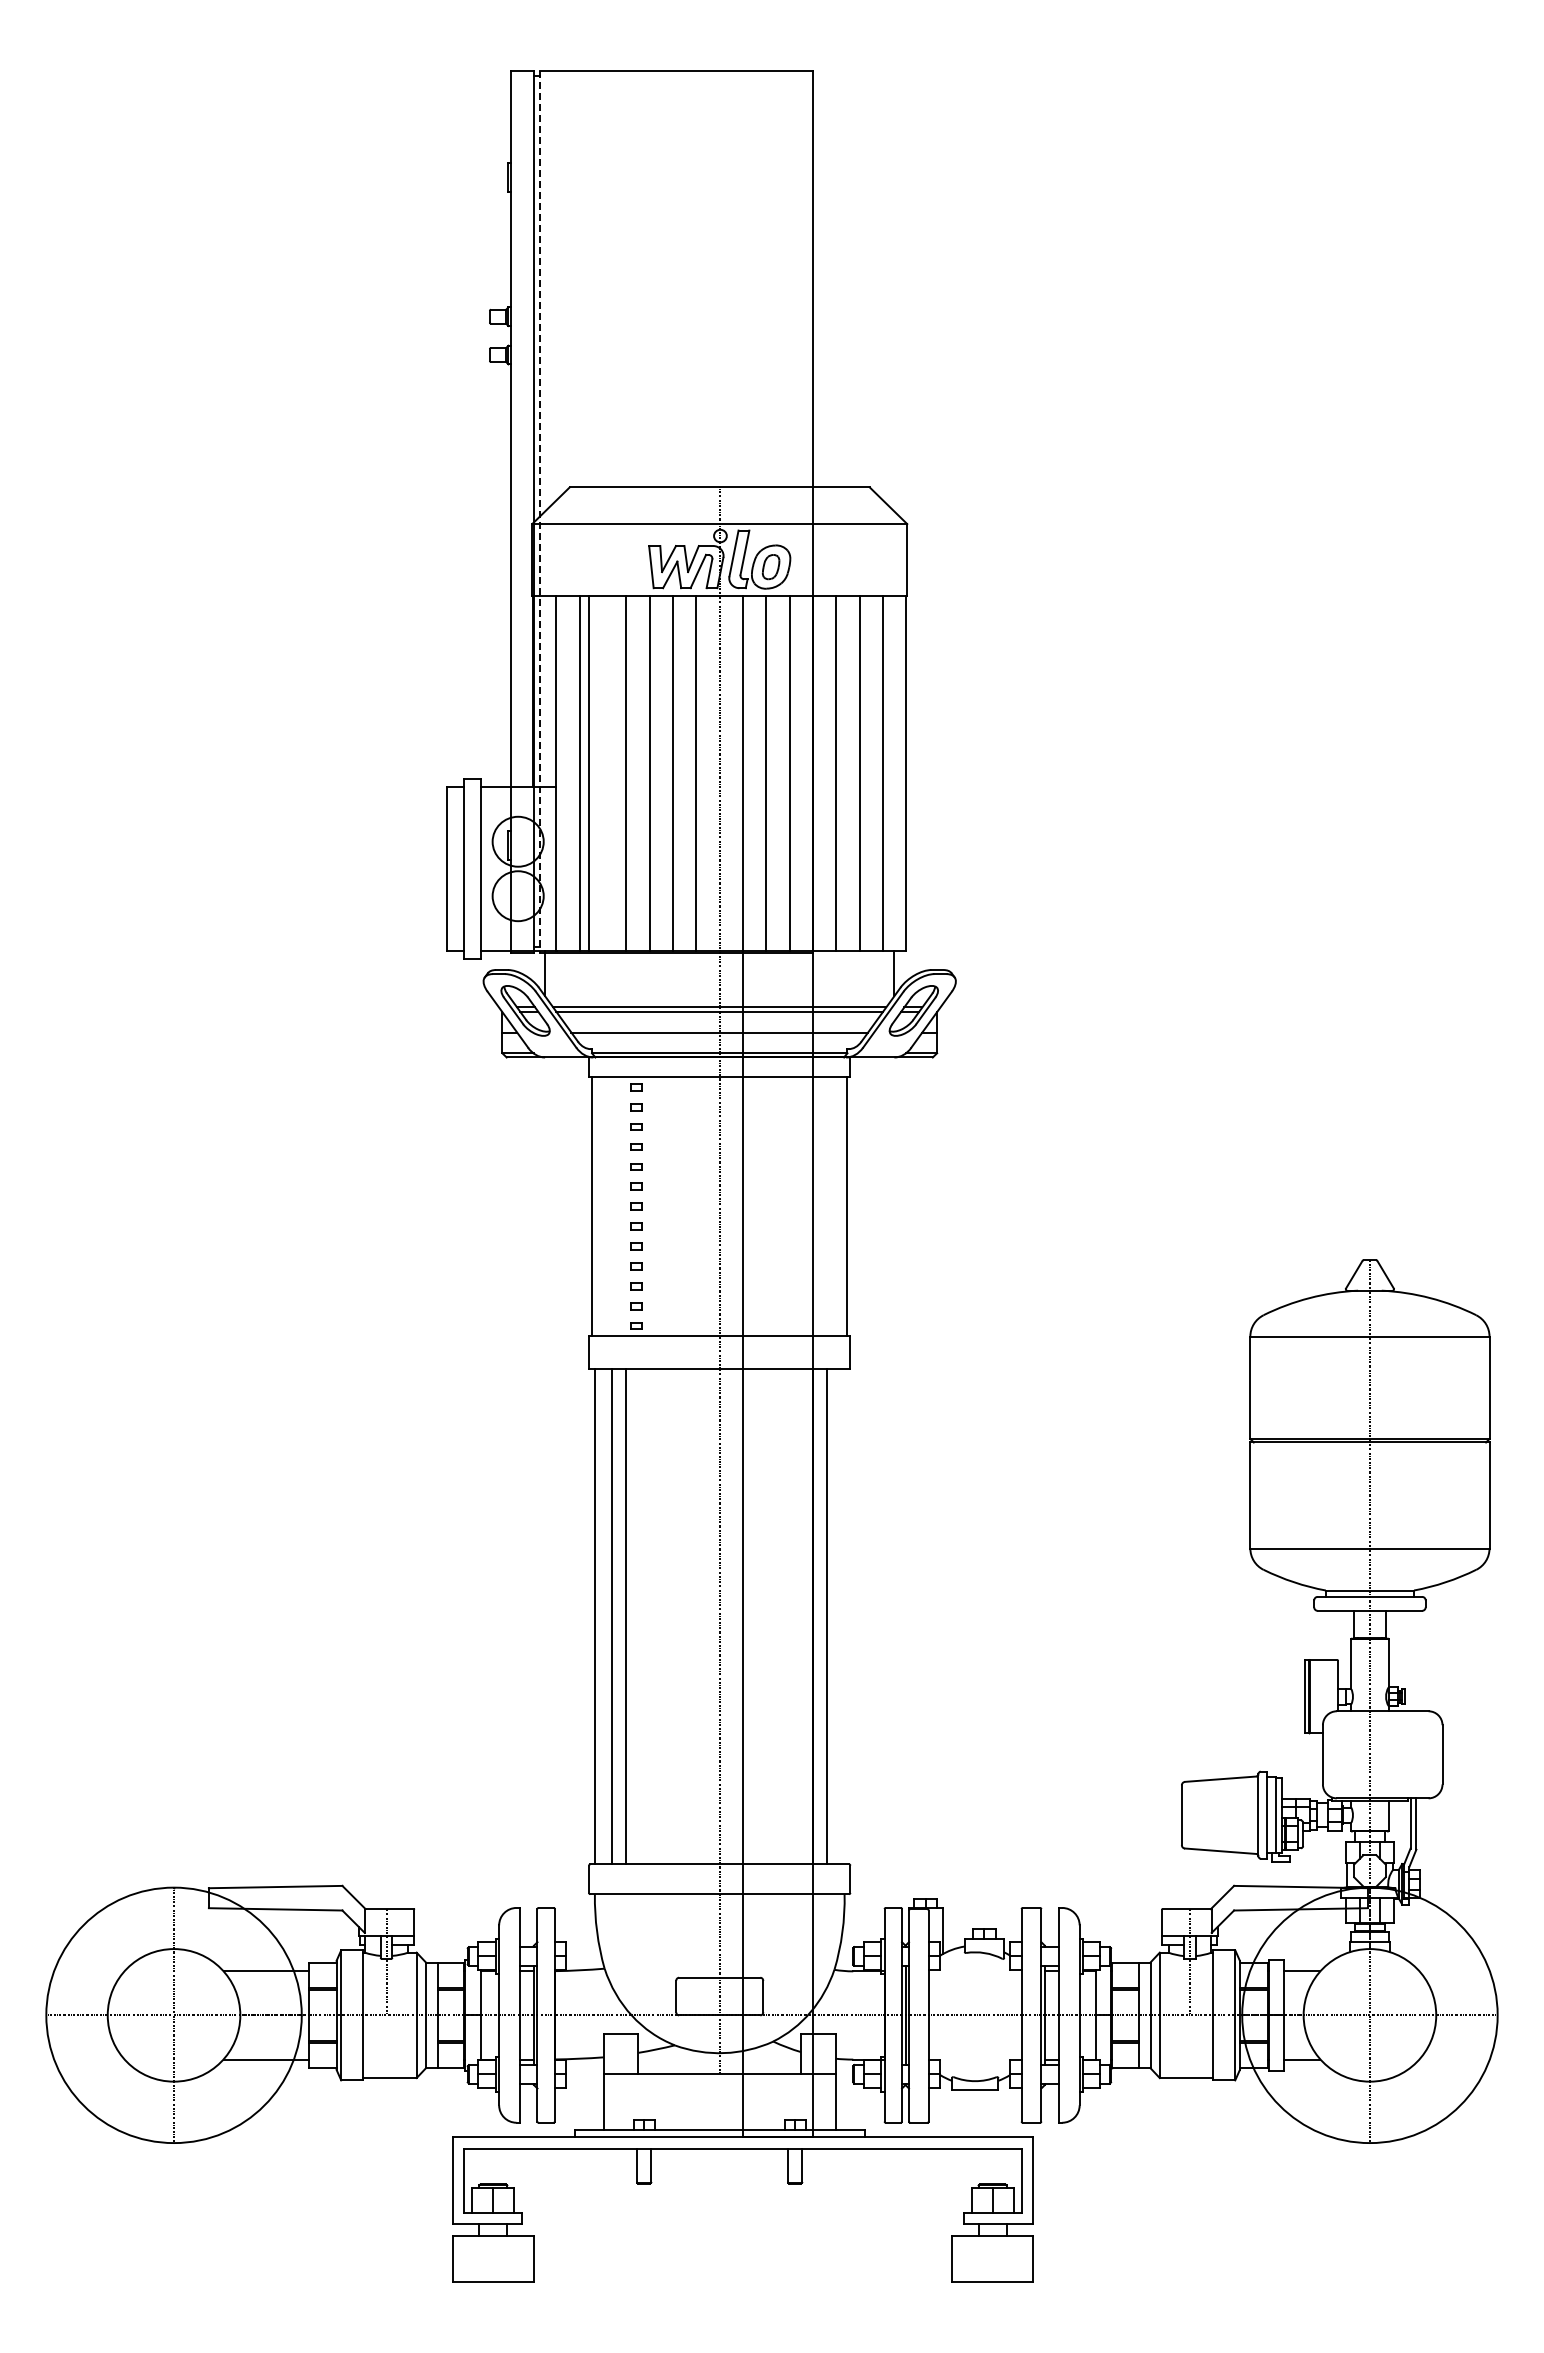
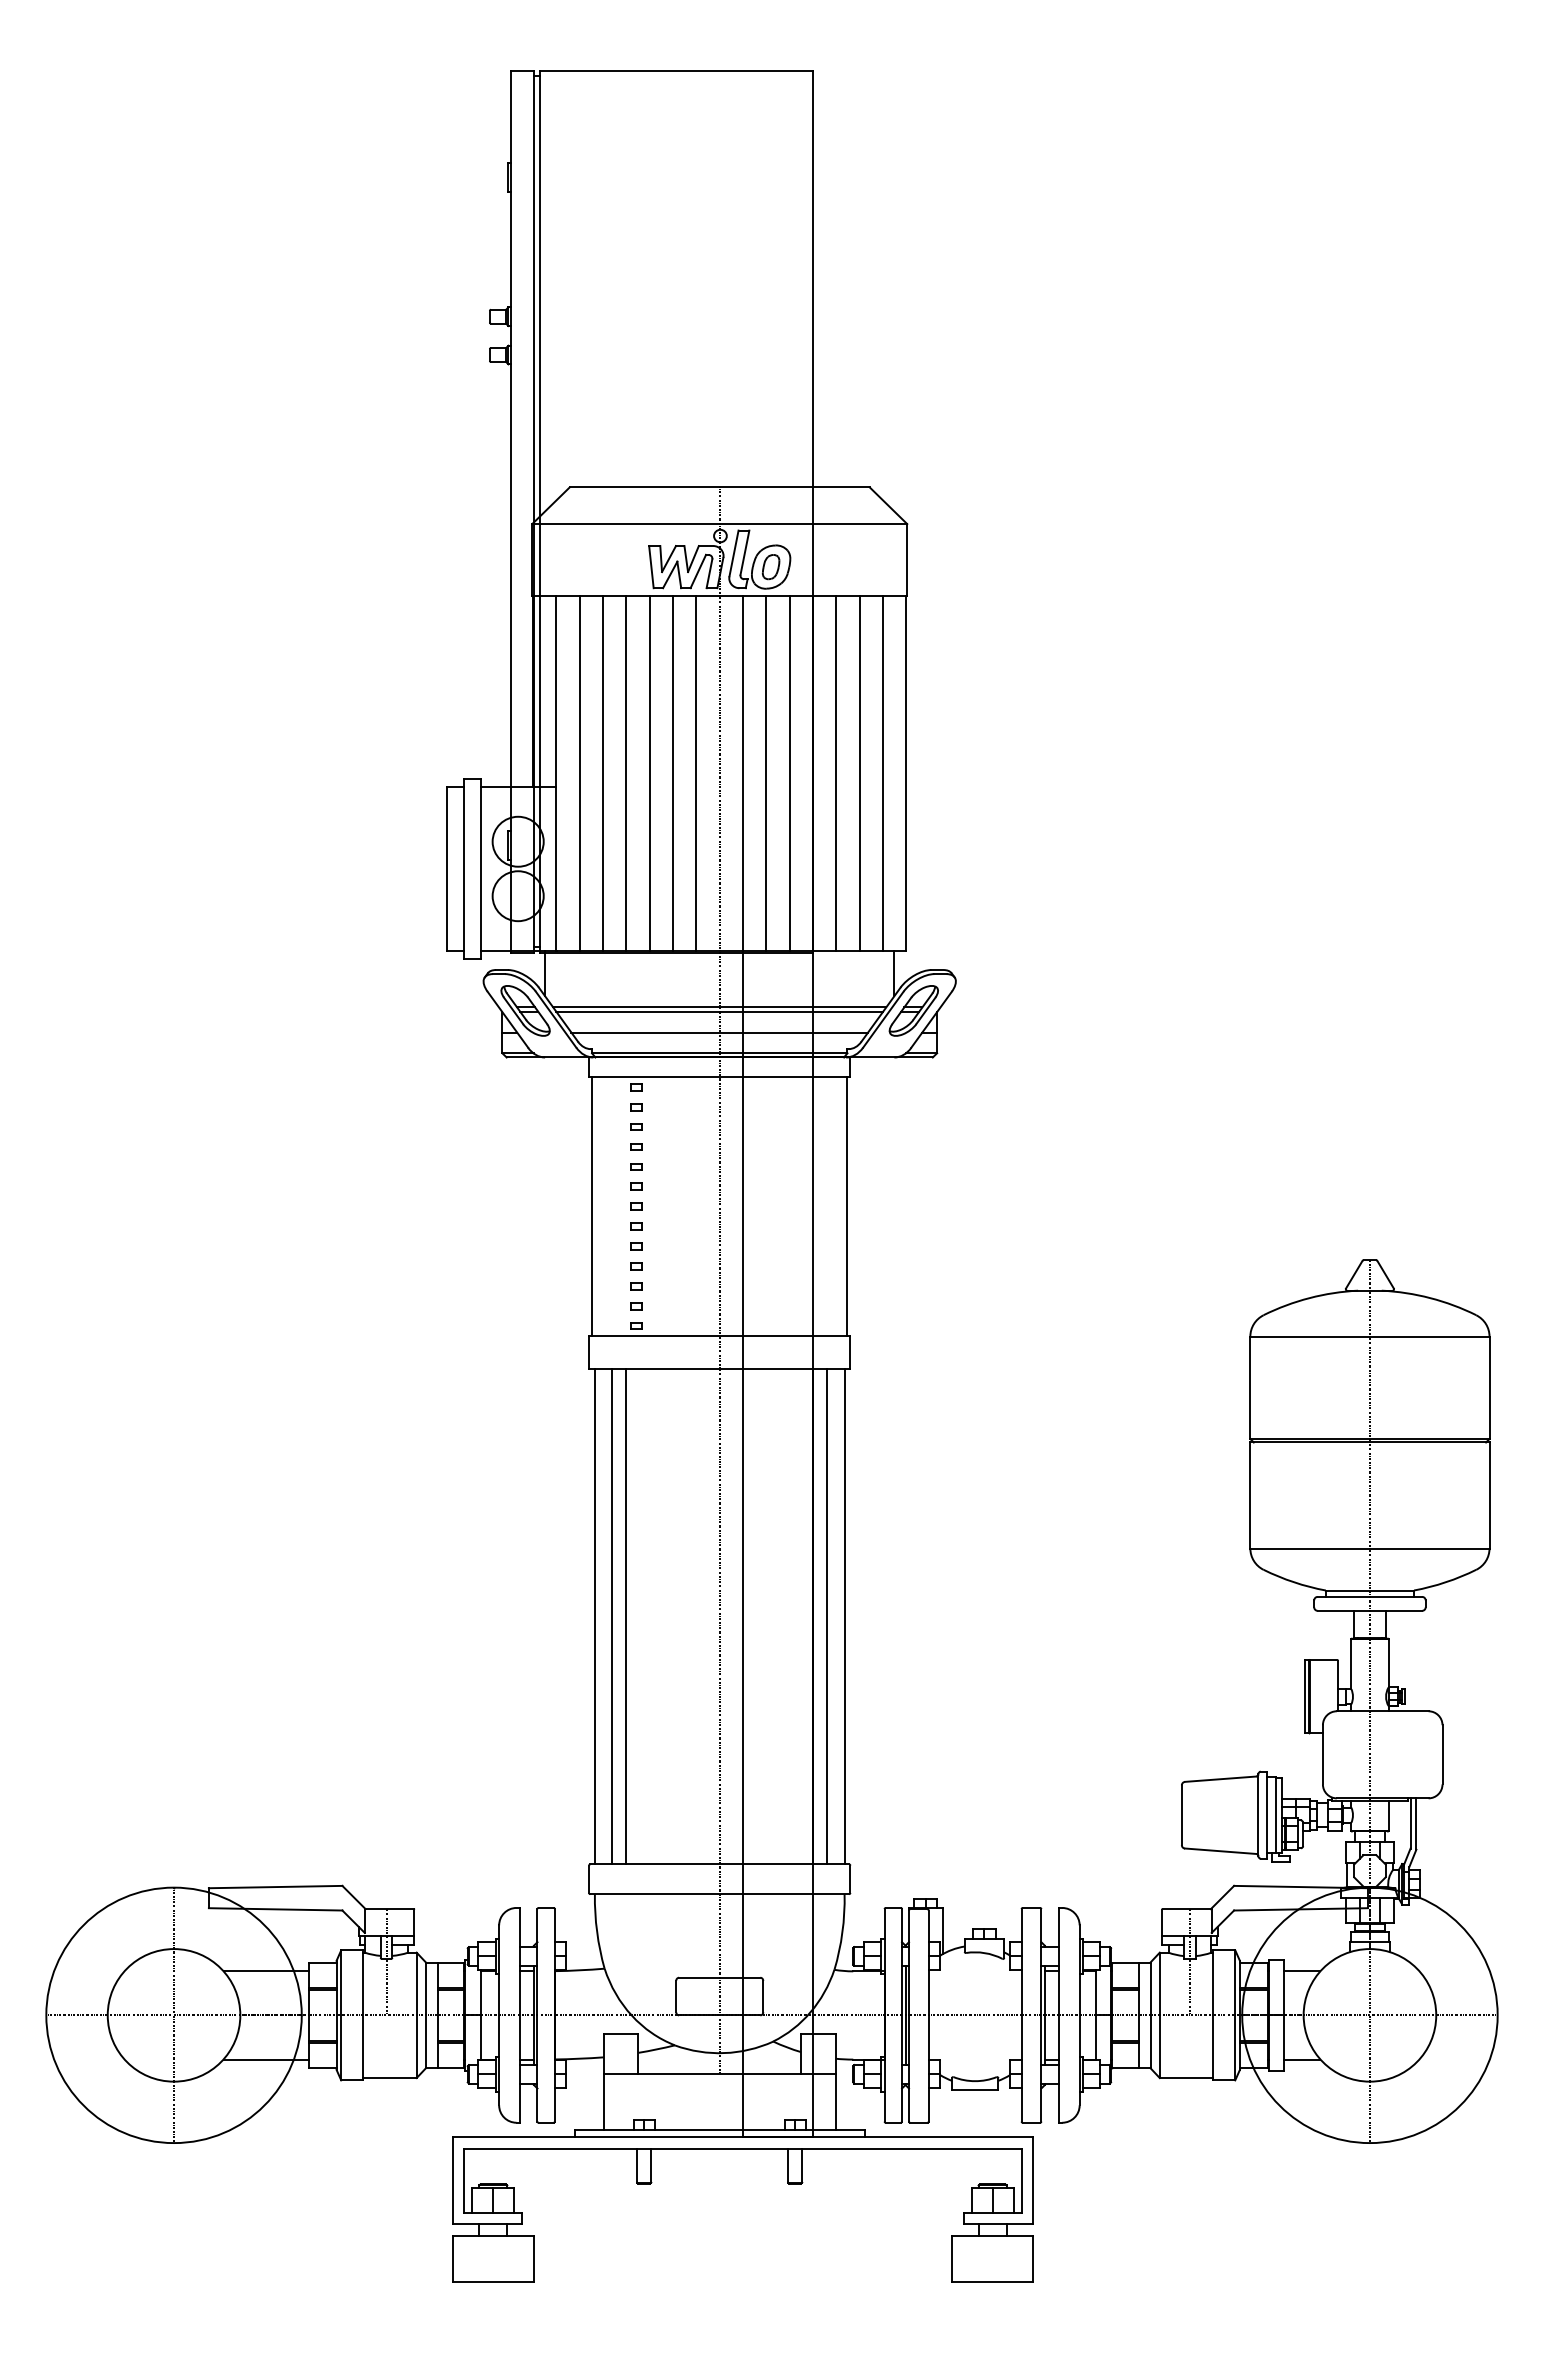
line: dashed -> solid (539, 512)
line position: (589, 773) -> (603, 773) (603, 773)
line: none -> present (844, 1616)
